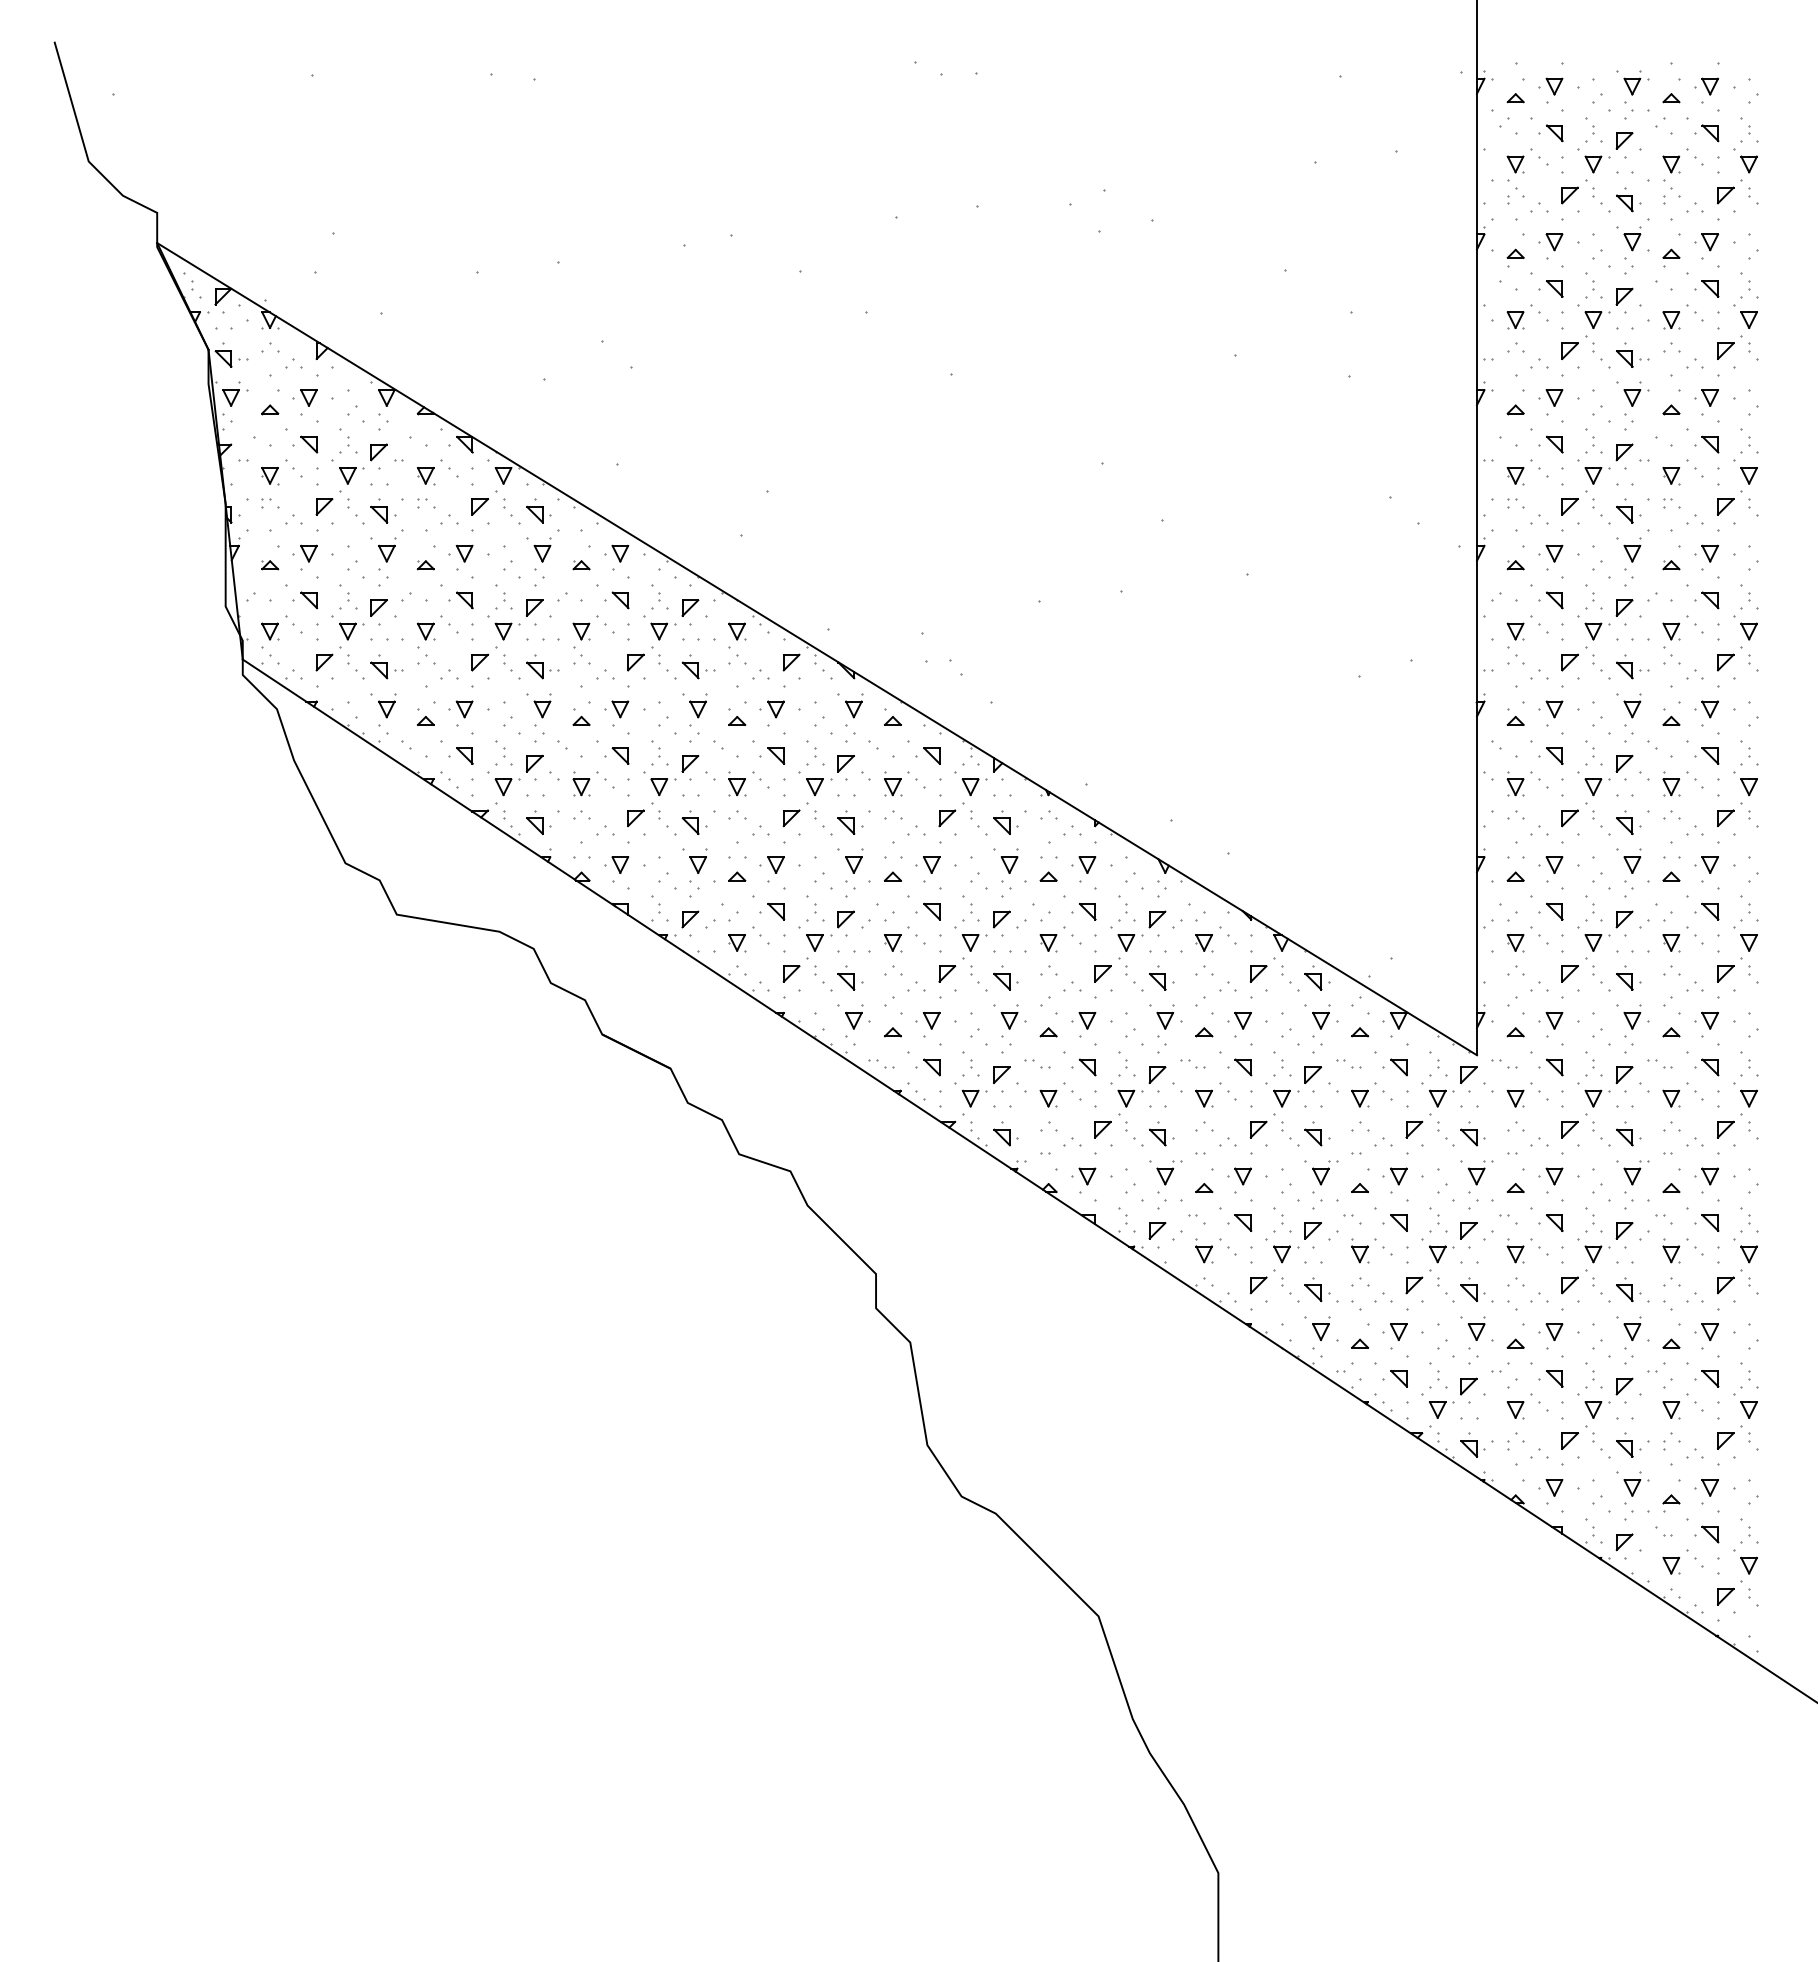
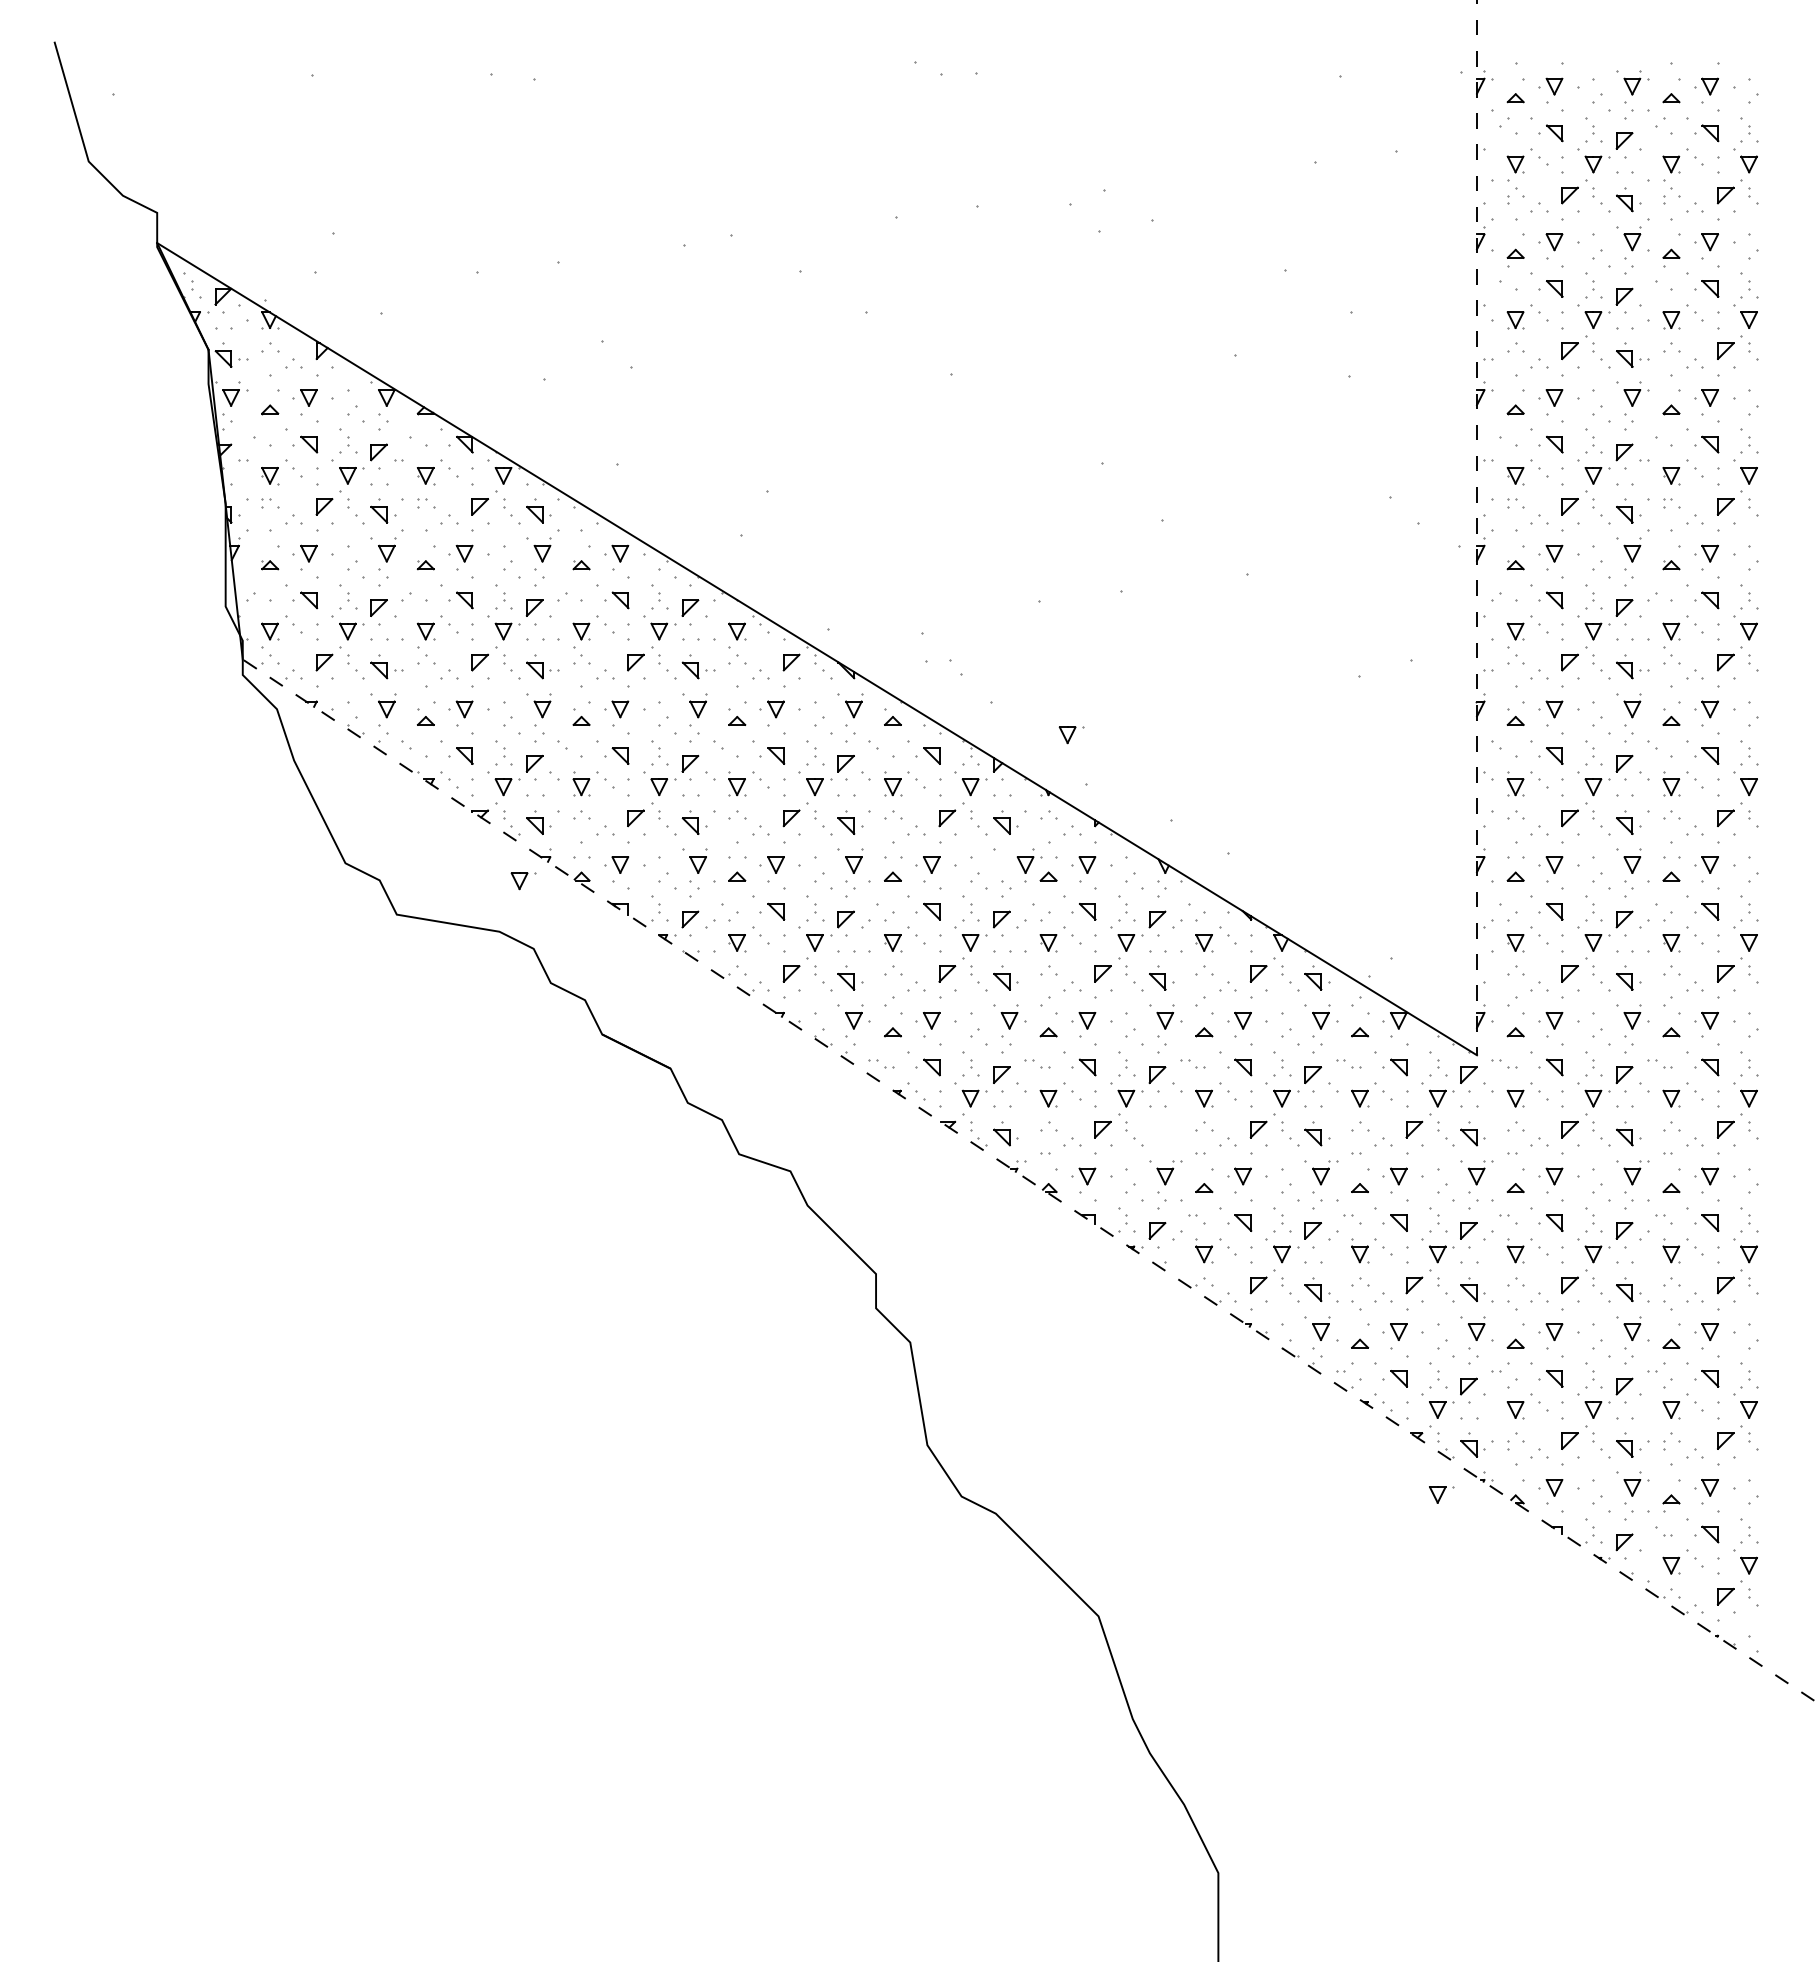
line: solid -> dashed (1477, 528)
part: none -> present (1071, 735)
part position: (1009, 860) -> (1025, 860) (1025, 860)
part: none -> present (523, 881)
part: present -> none (1161, 1133)
line: solid -> dashed (1029, 1180)
part: none -> present (1441, 1494)
